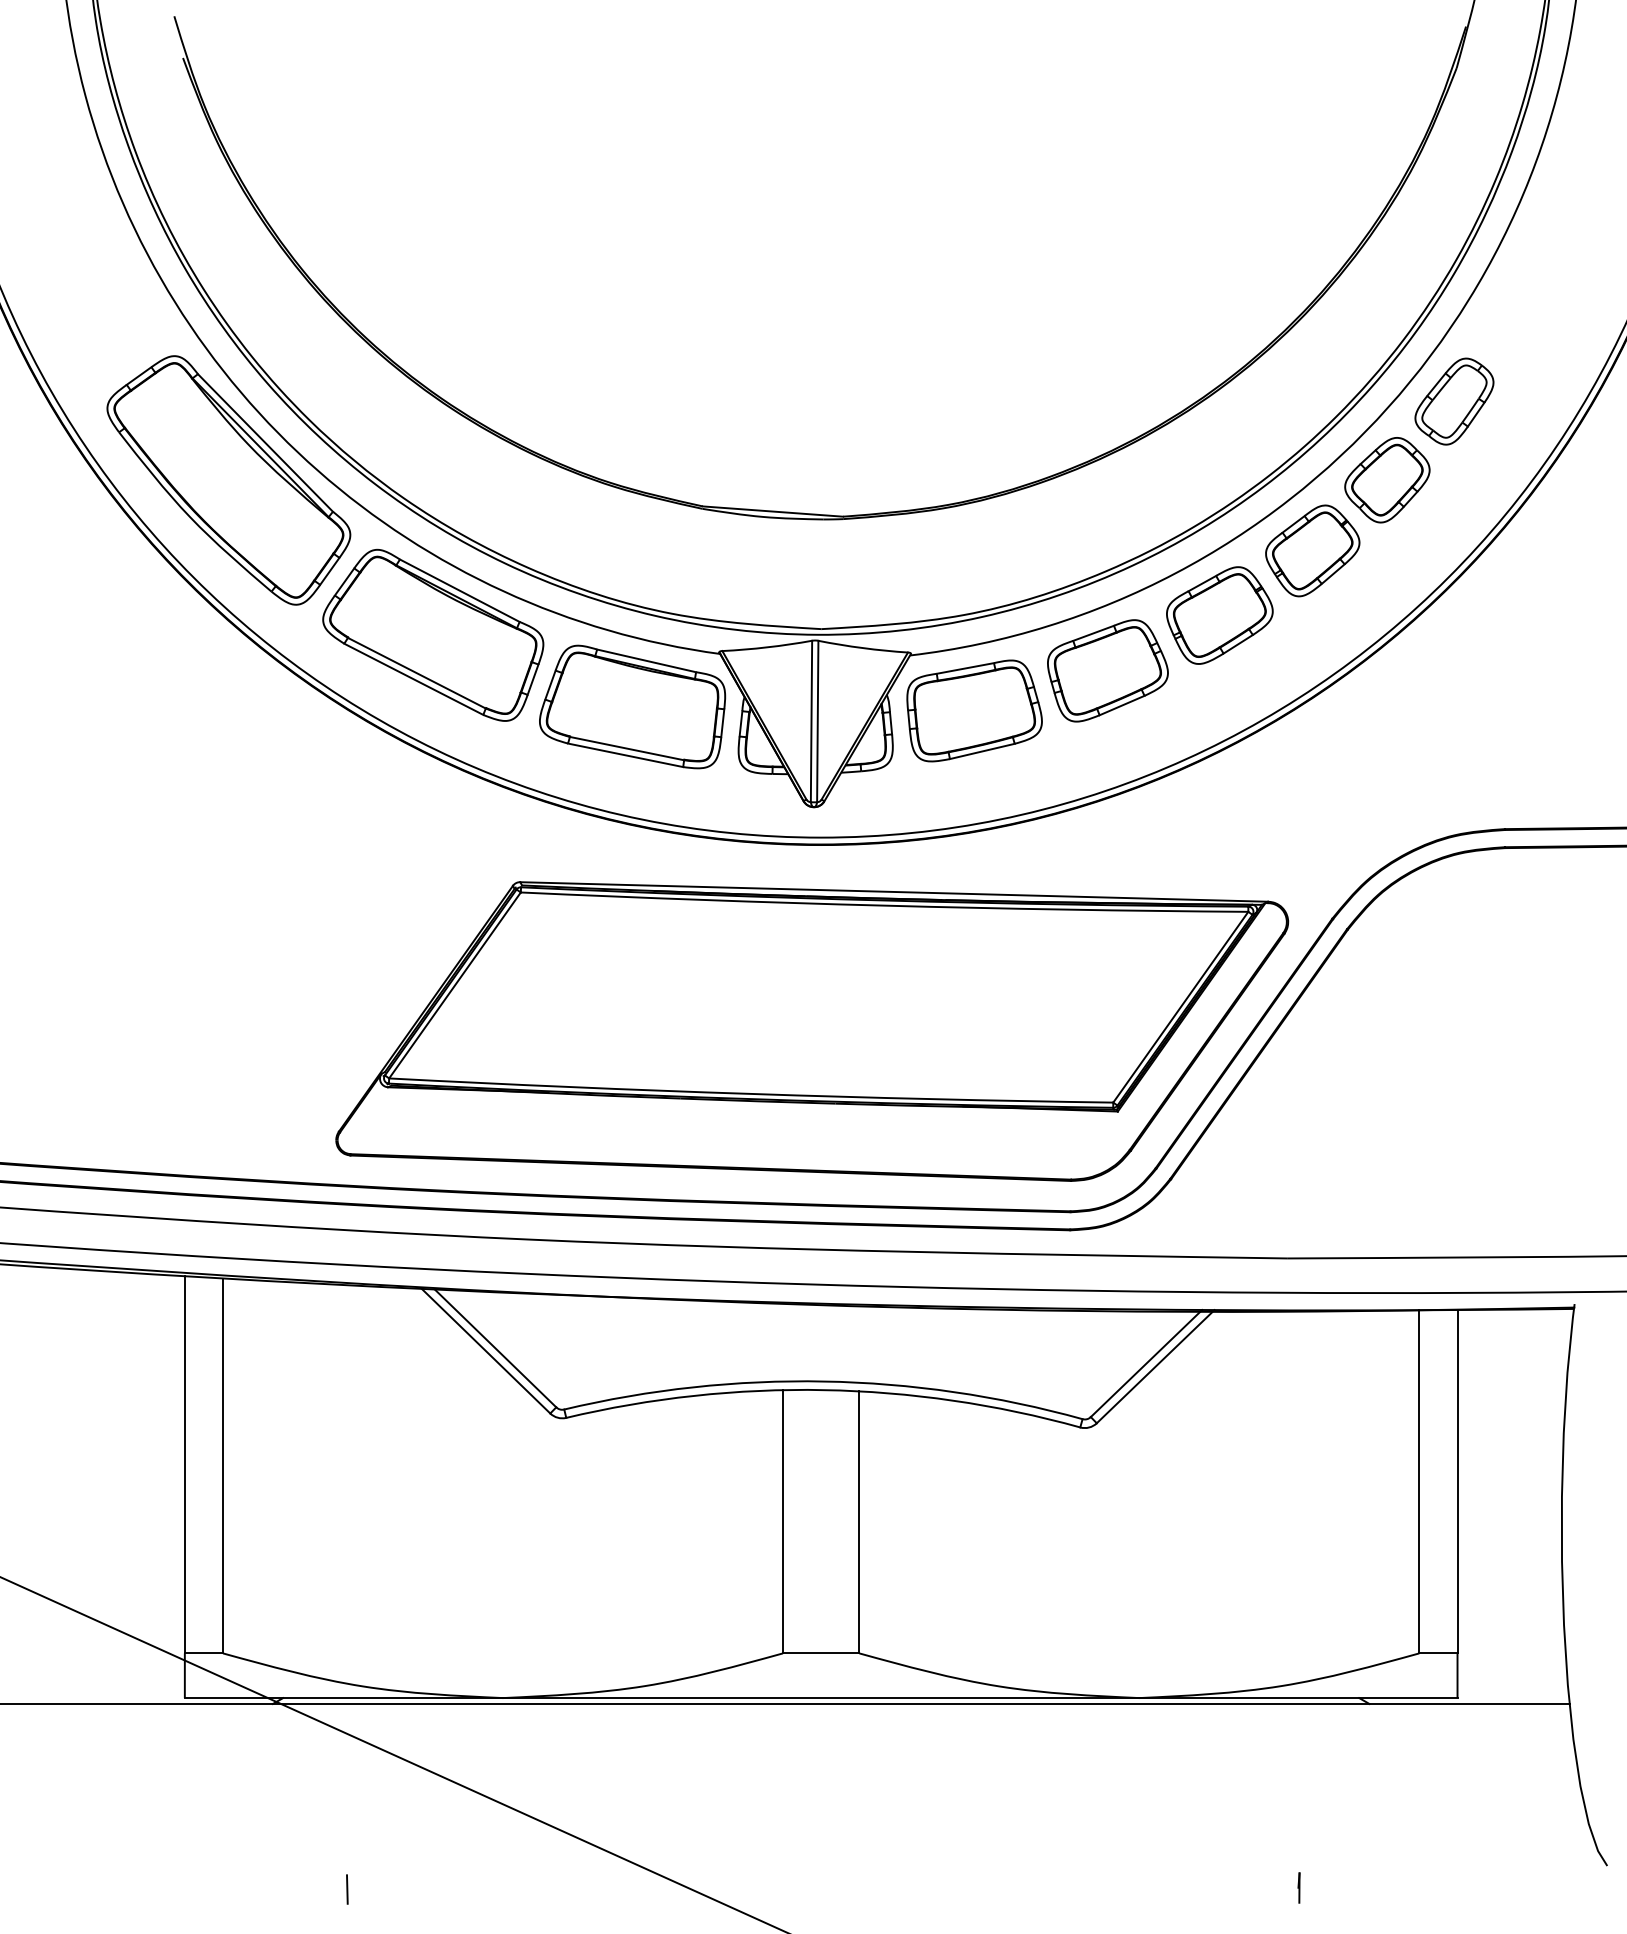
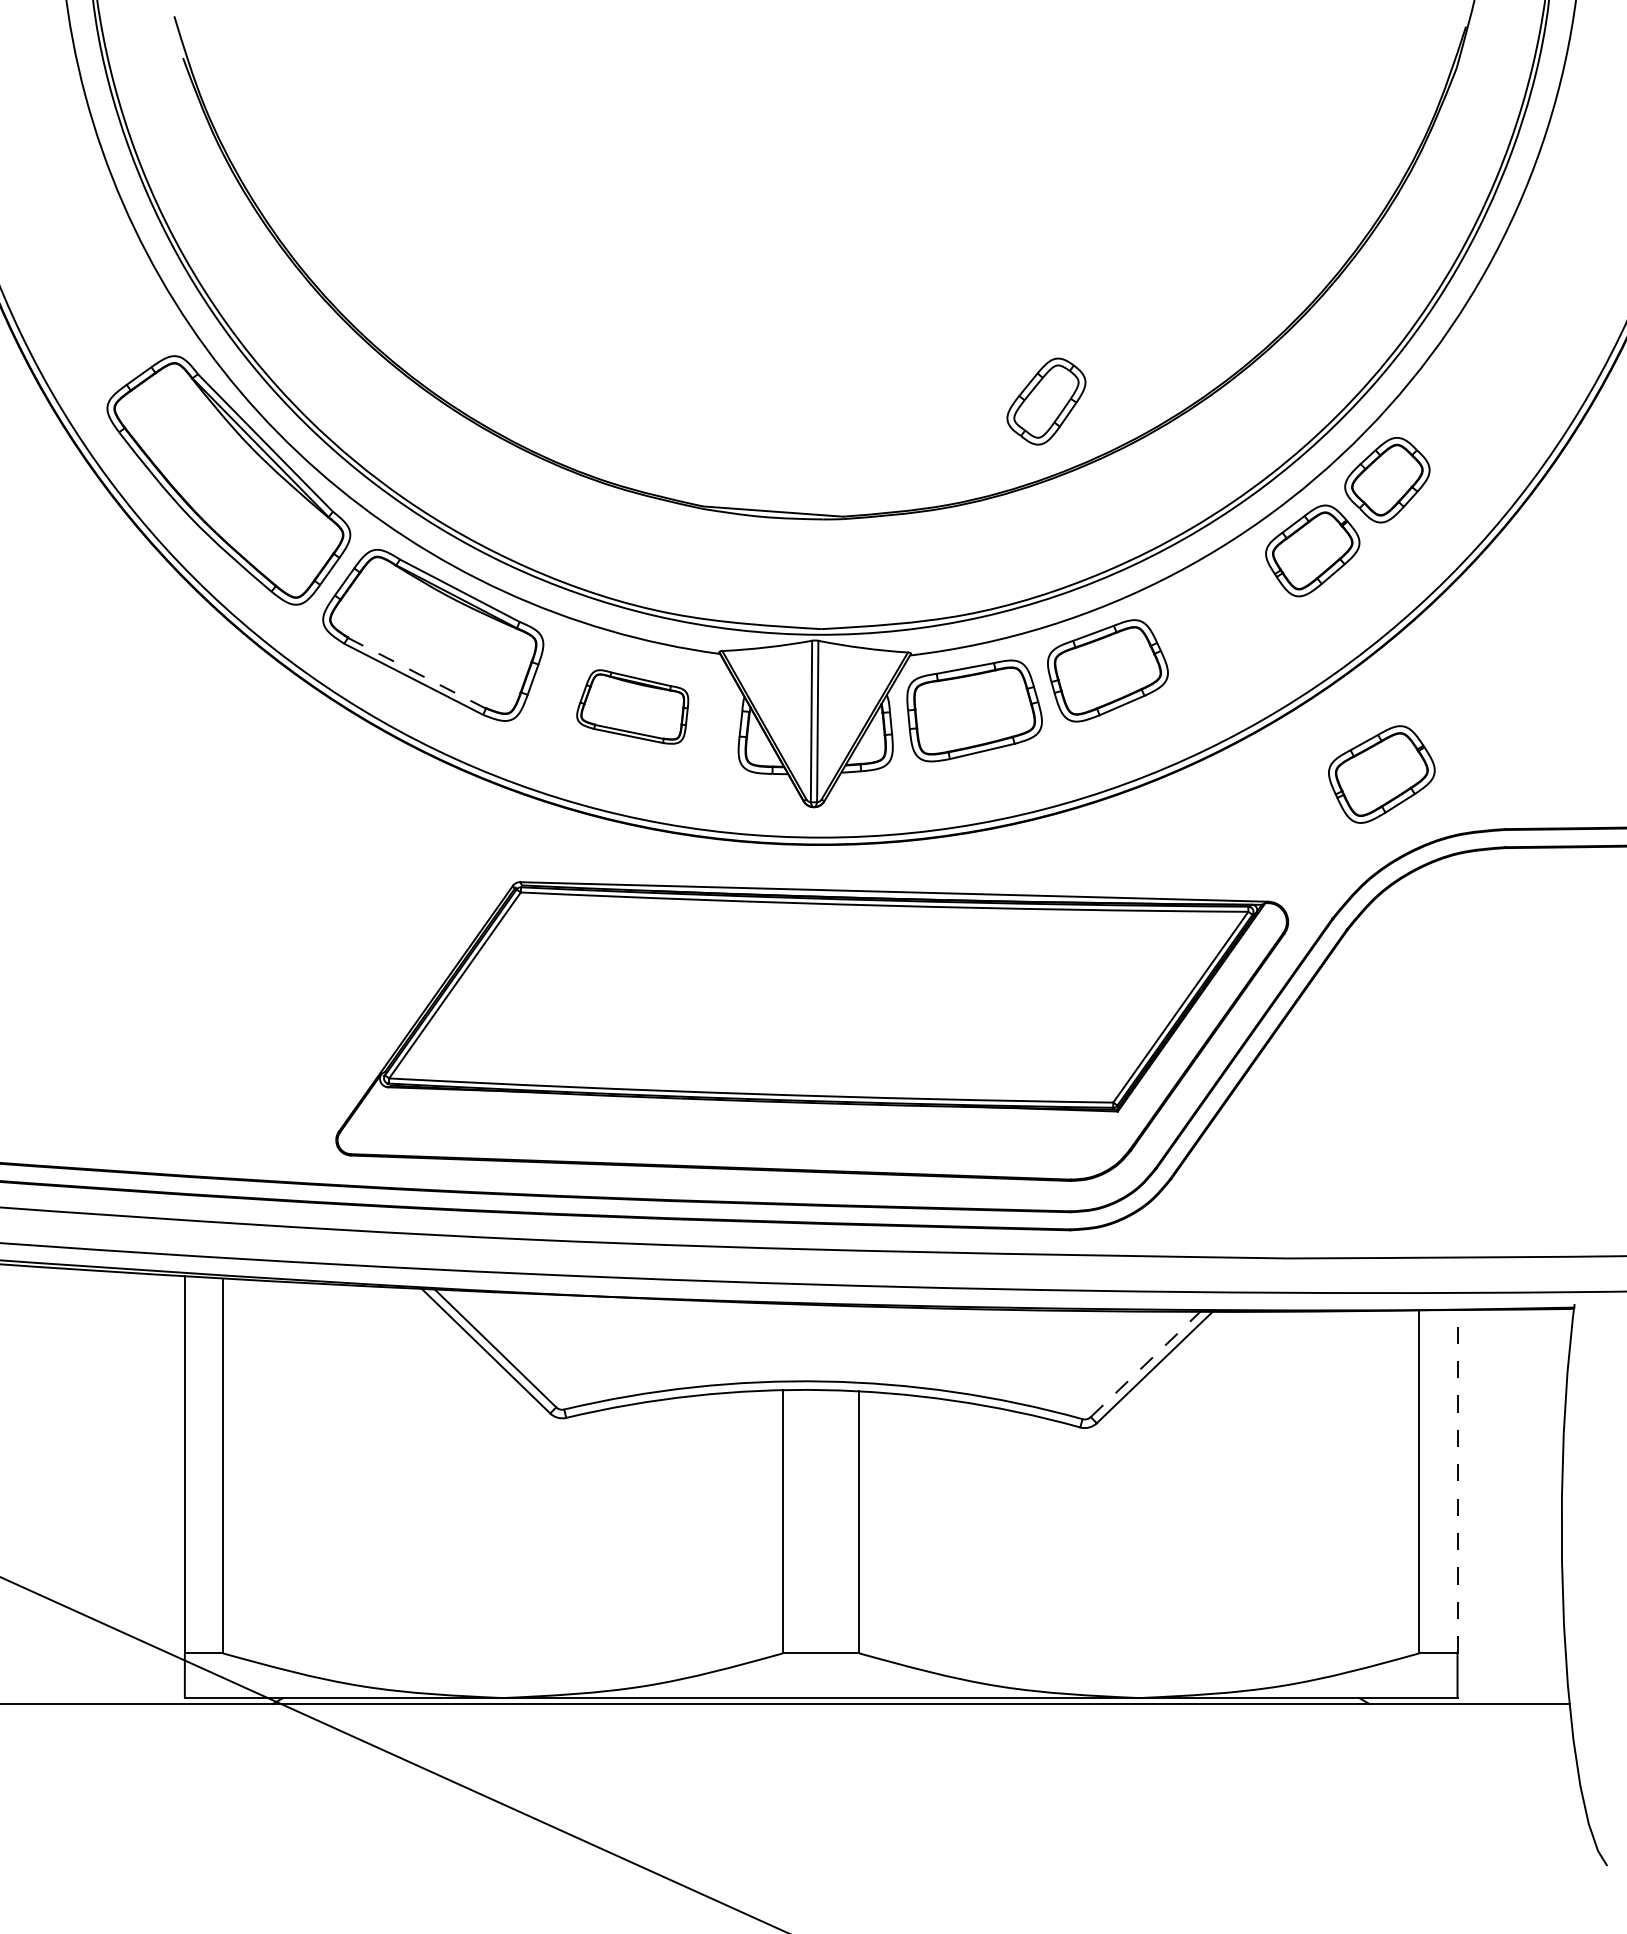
part position: (1454, 401) -> (1046, 401) (1046, 401)
part position: (1219, 615) -> (1381, 774) (1381, 774)
line: solid -> dashed (417, 673)
part size: 188x126 px -> 114x76 px (632, 706)
line: solid -> dashed (1146, 1363)
line: solid -> dashed (1457, 1481)
line: present -> none (1298, 1887)
line: present -> none (347, 1889)
